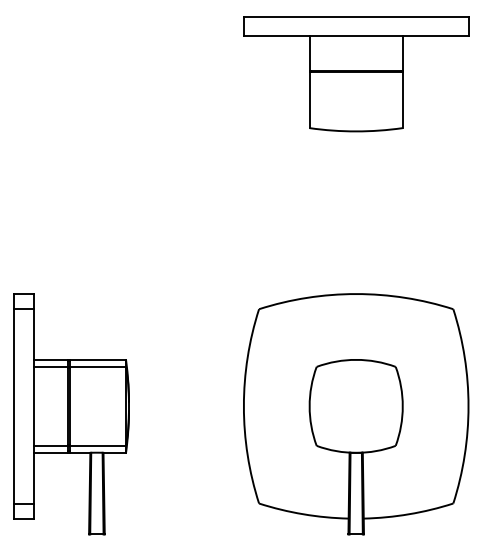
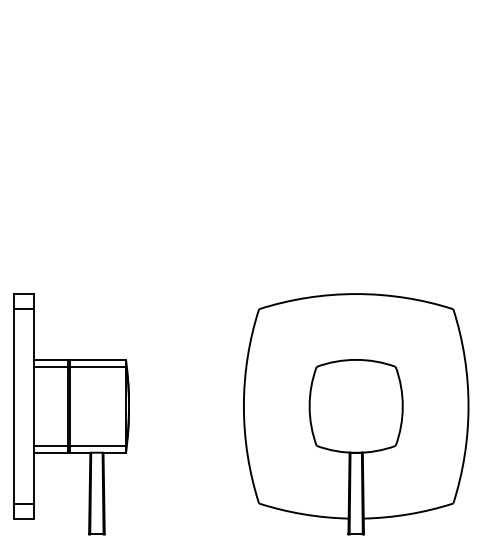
part: present -> none (356, 74)
